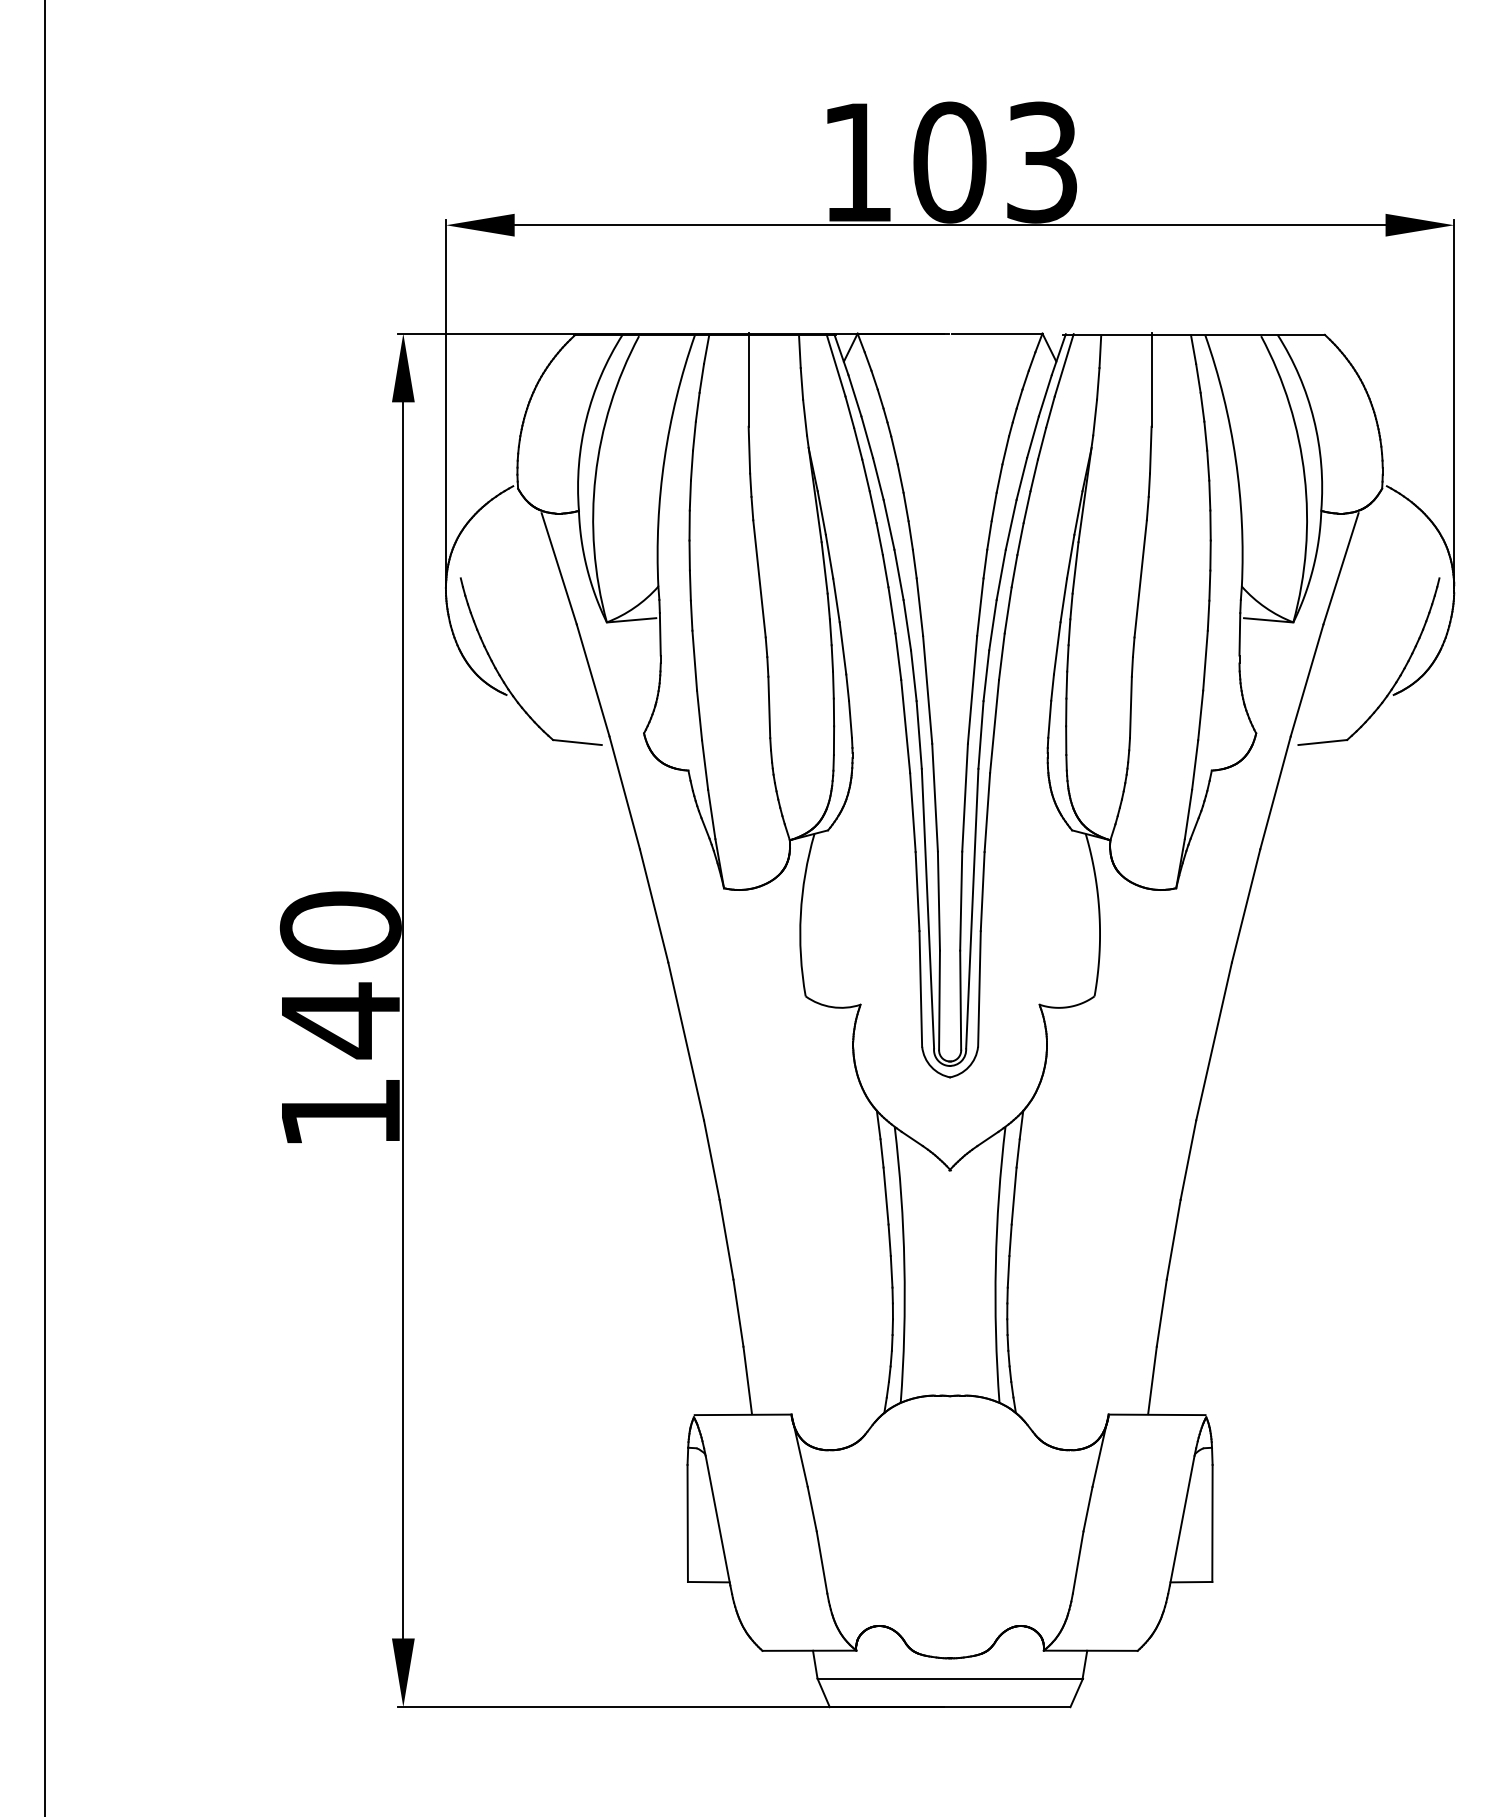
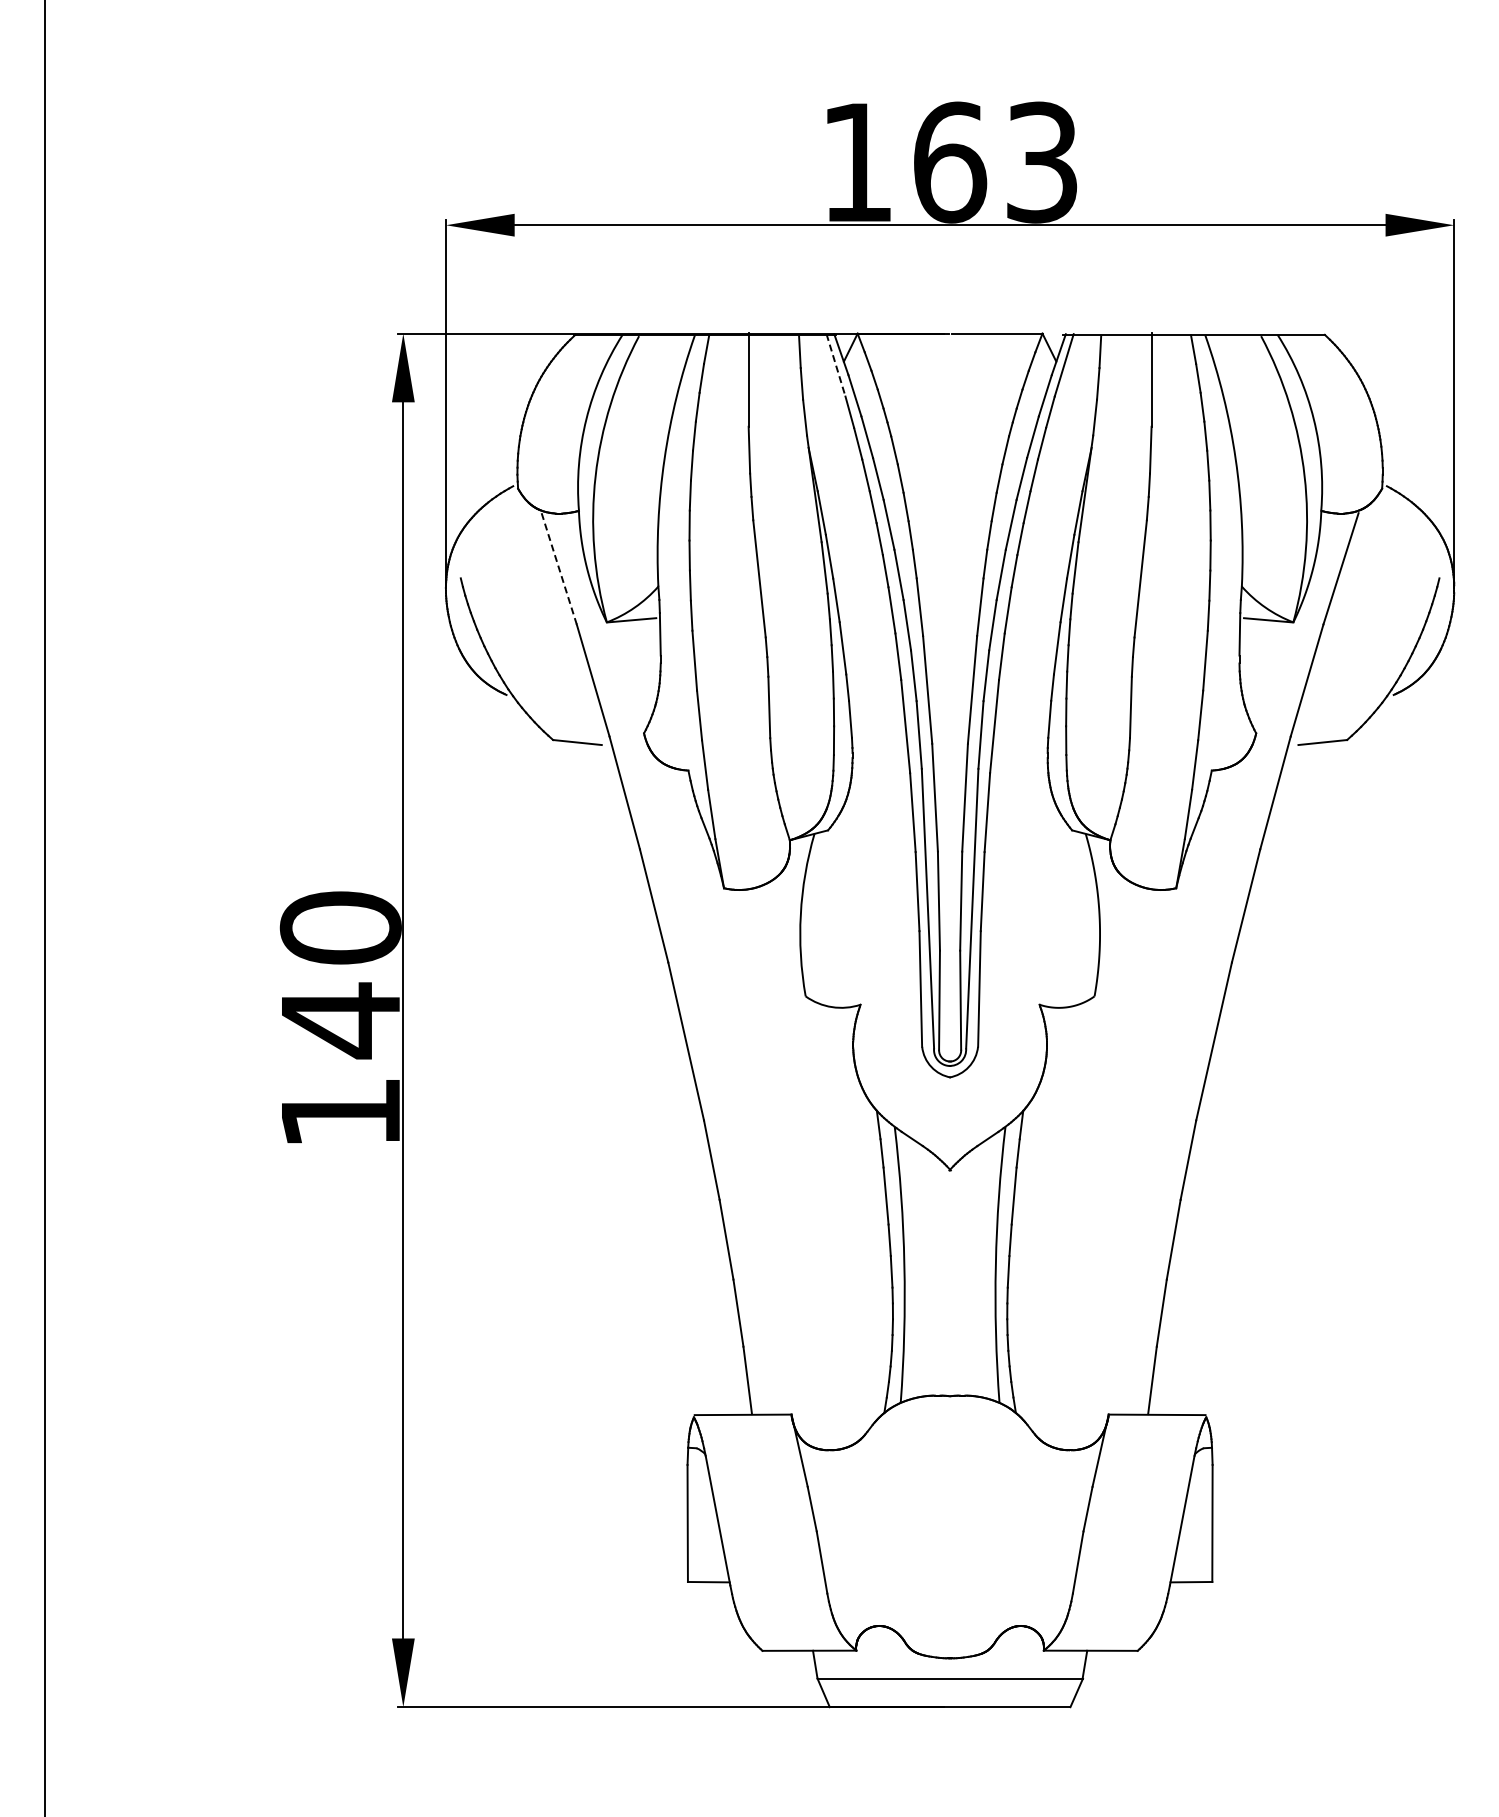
text: 103 -> 163 (950, 162)
line: solid -> dashed (836, 365)
line: solid -> dashed (559, 569)
